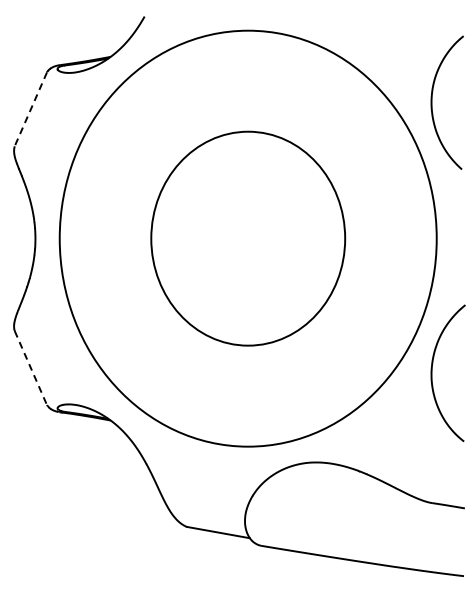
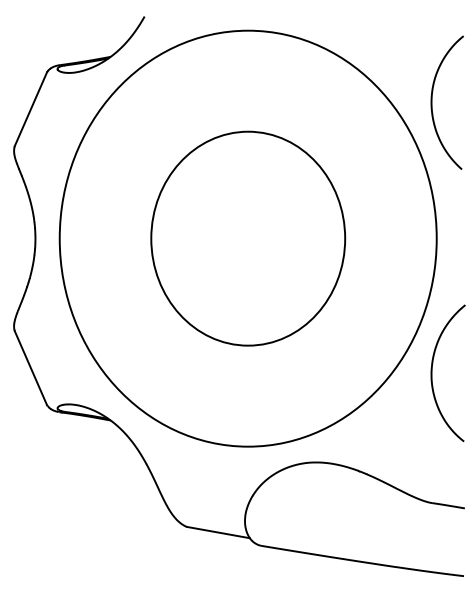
line: dashed -> solid (30, 109)
line: dashed -> solid (31, 368)
